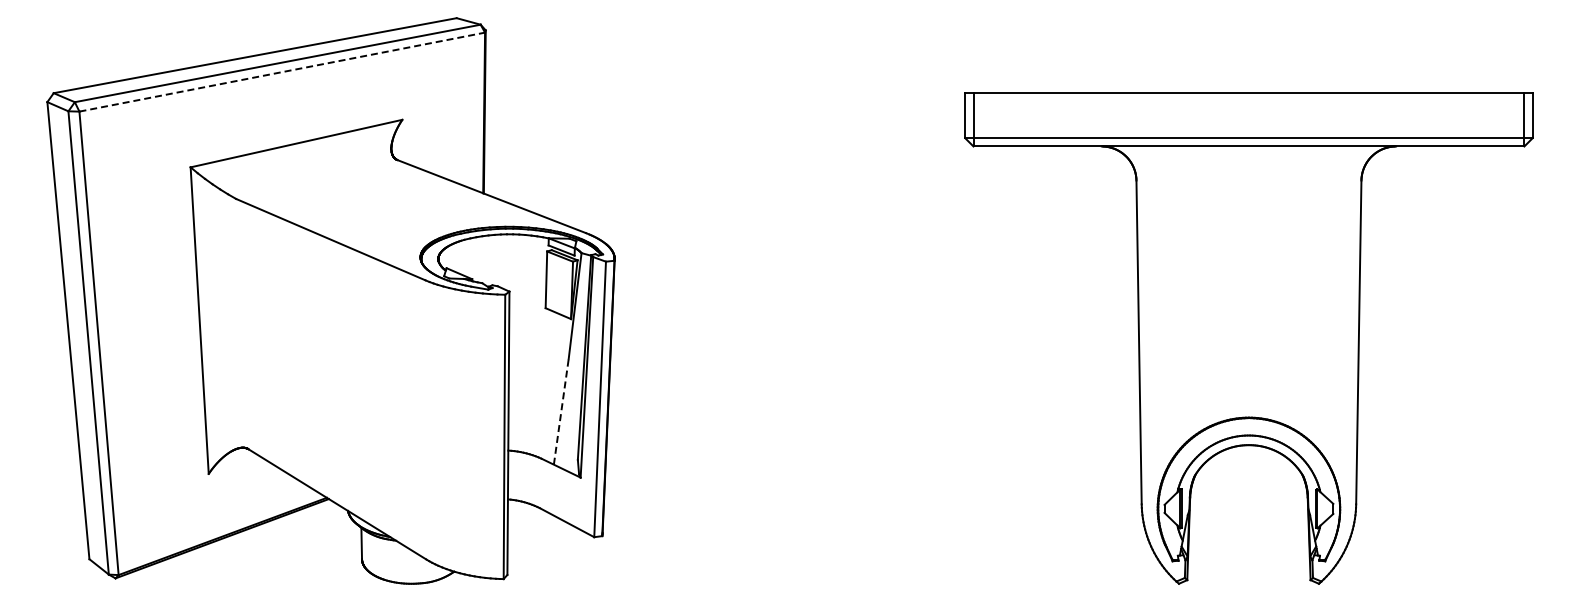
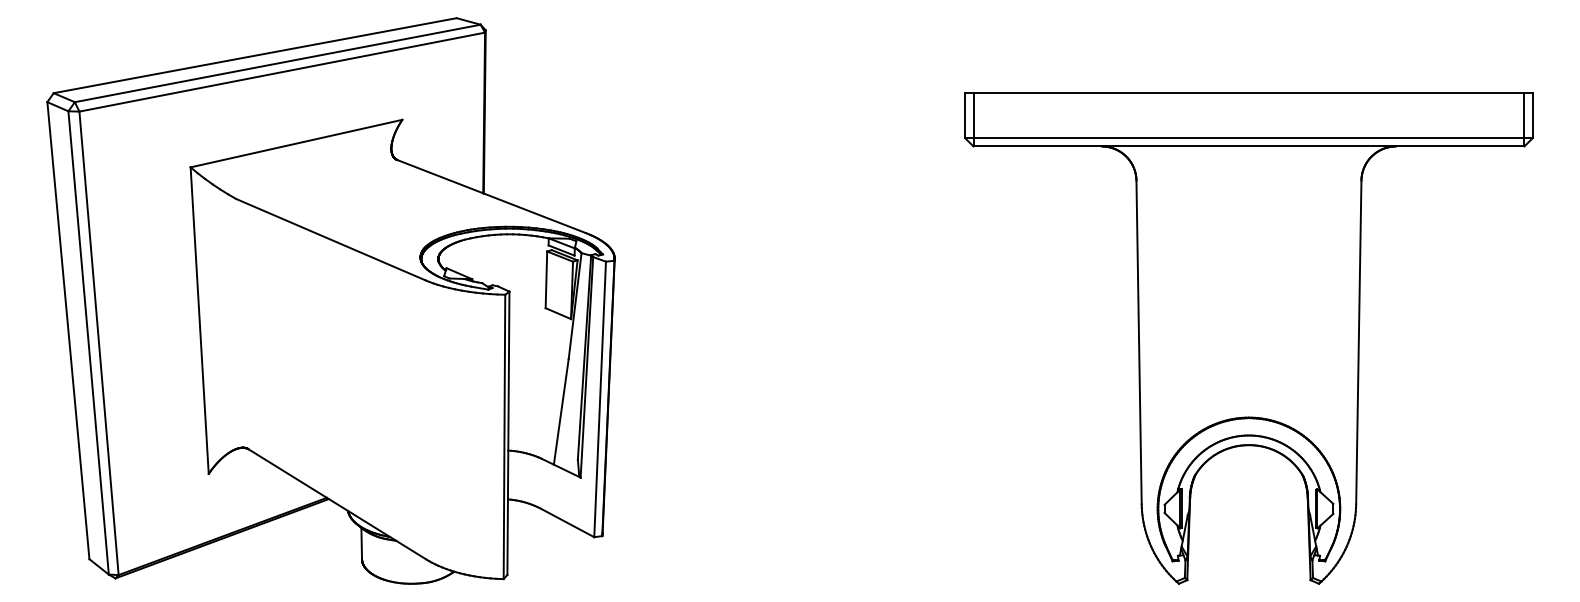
line: dashed -> solid (282, 72)
line: dashed -> solid (561, 411)
